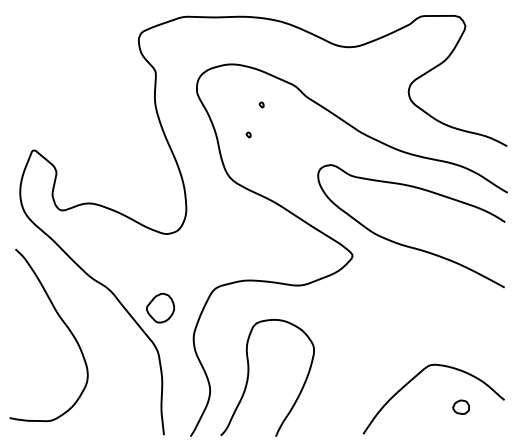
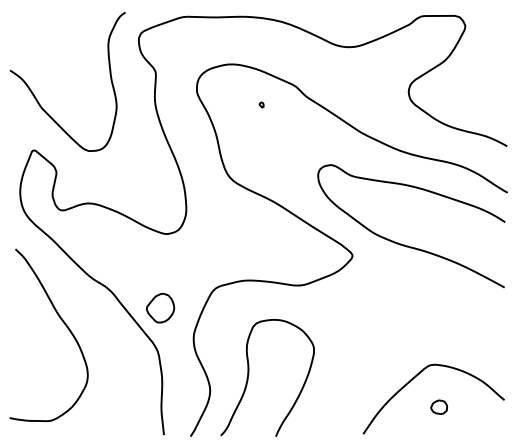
curve: none -> present (36, 97)
part: present -> none (248, 134)
part position: (461, 406) -> (439, 406) (439, 406)
